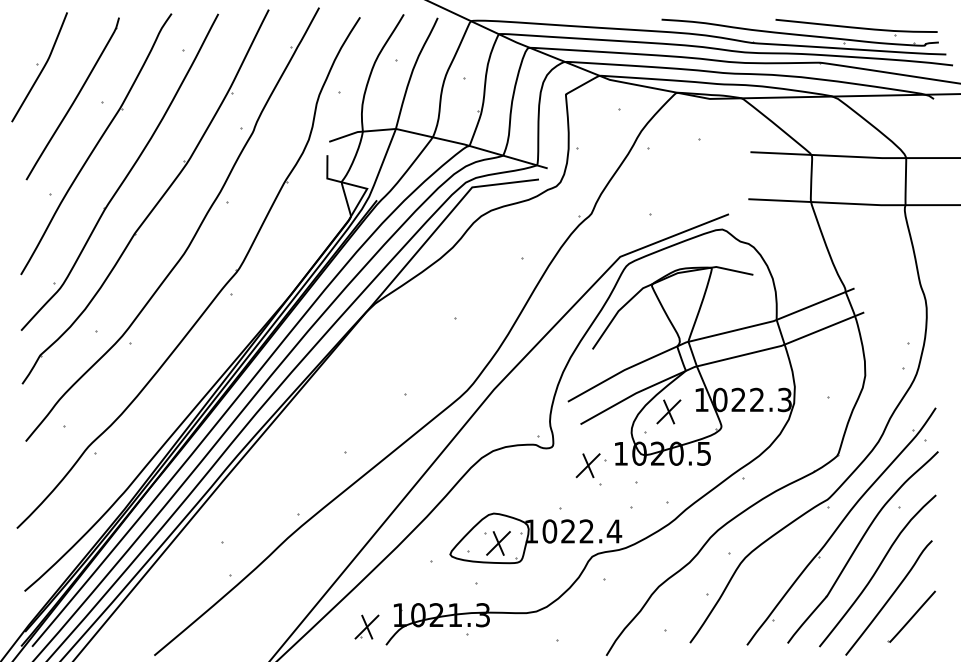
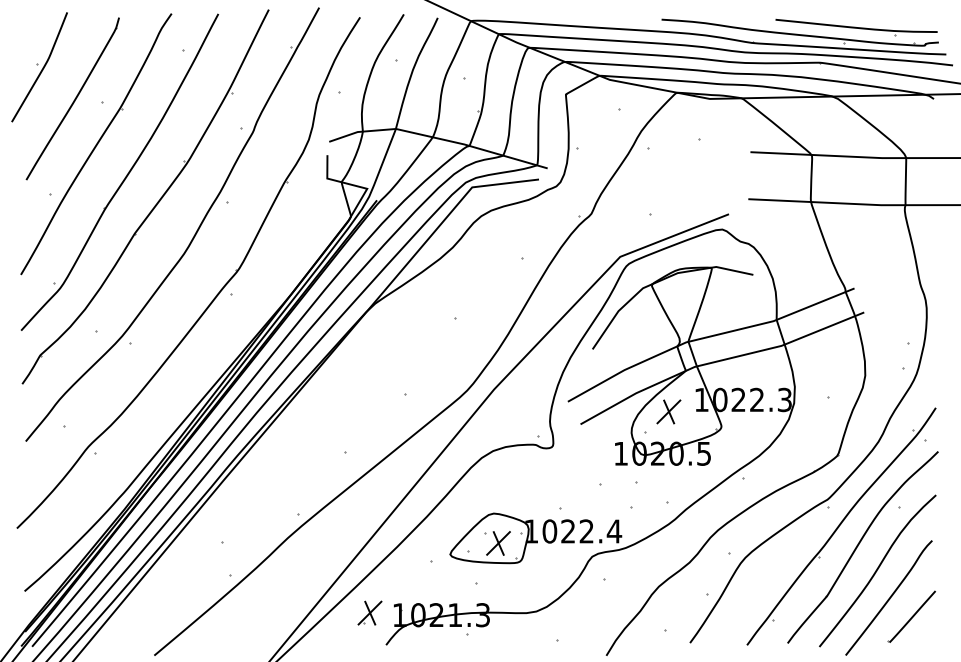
part: present -> none (590, 465)
part position: (366, 626) -> (369, 612) (369, 612)
